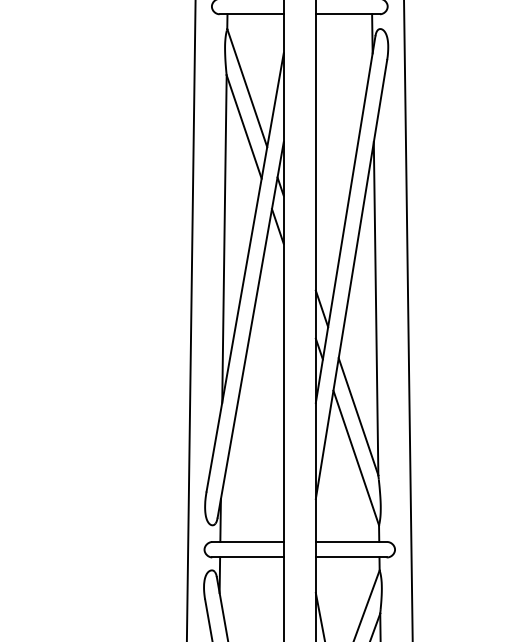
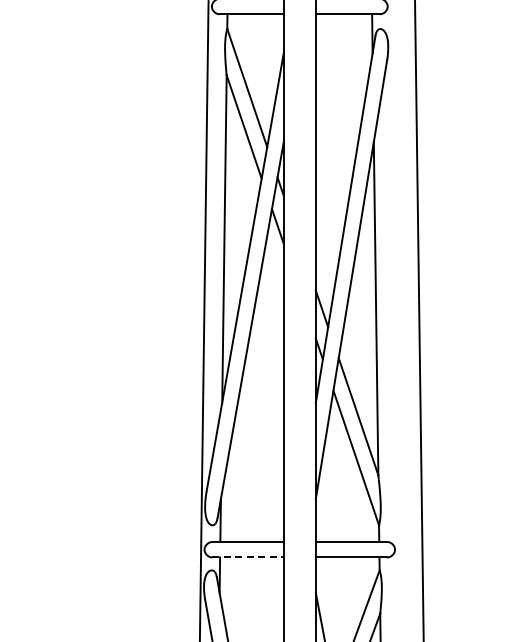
line position: (190, 320) -> (203, 320) (203, 320)
line position: (408, 320) -> (419, 320) (419, 320)
line: solid -> dashed (247, 557)
